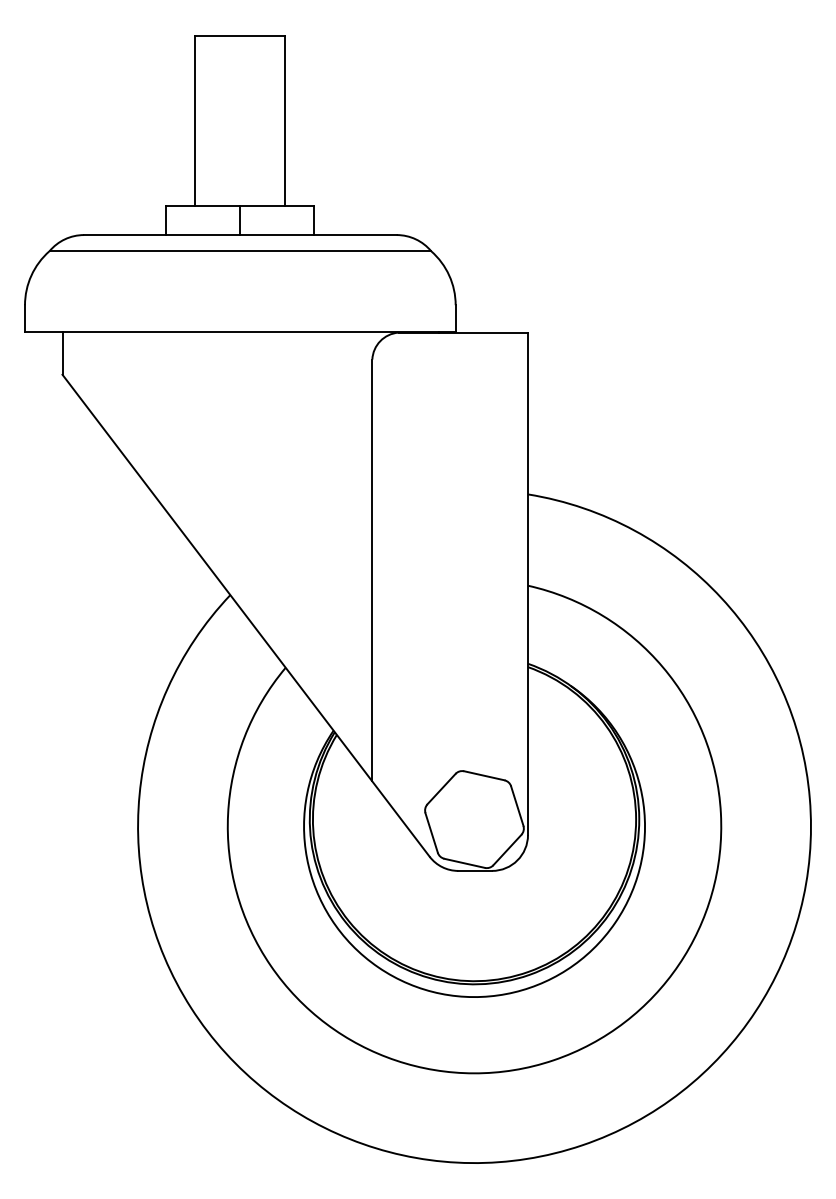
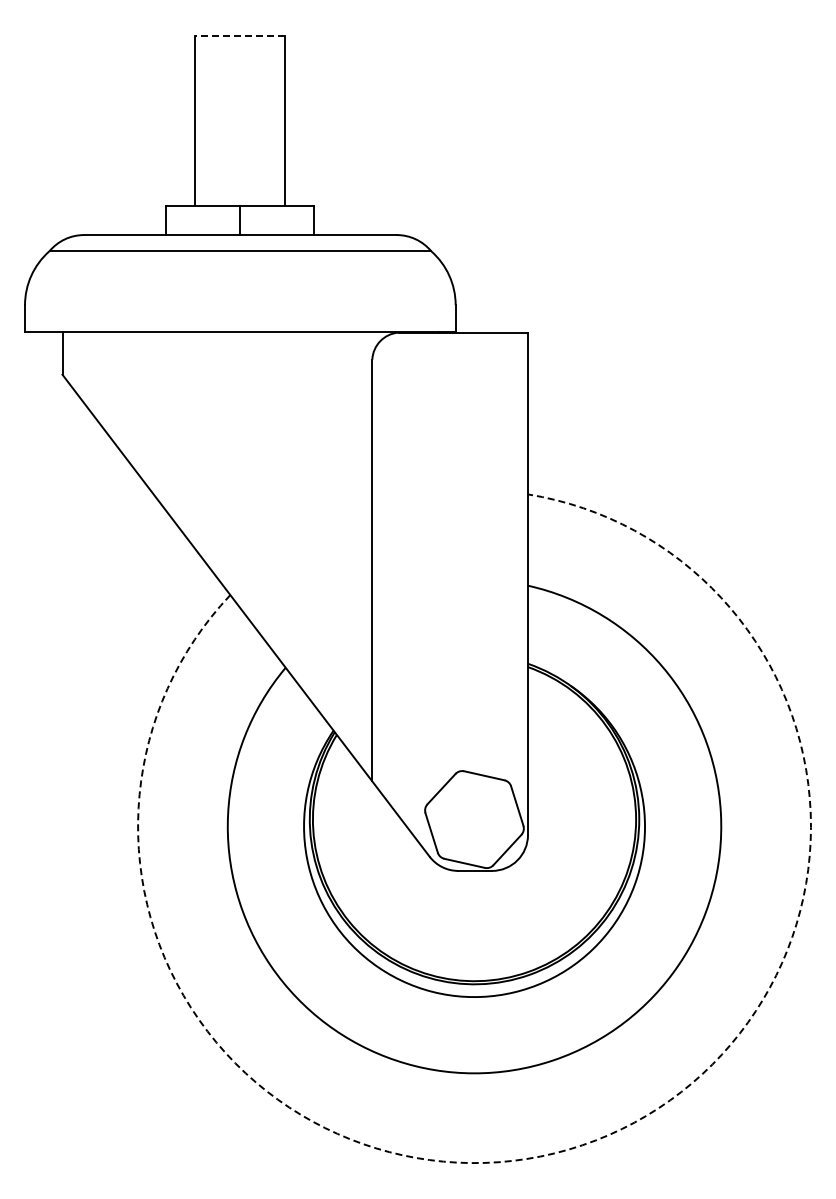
line: solid -> dashed (239, 35)
arc: solid -> dashed (582, 1145)
